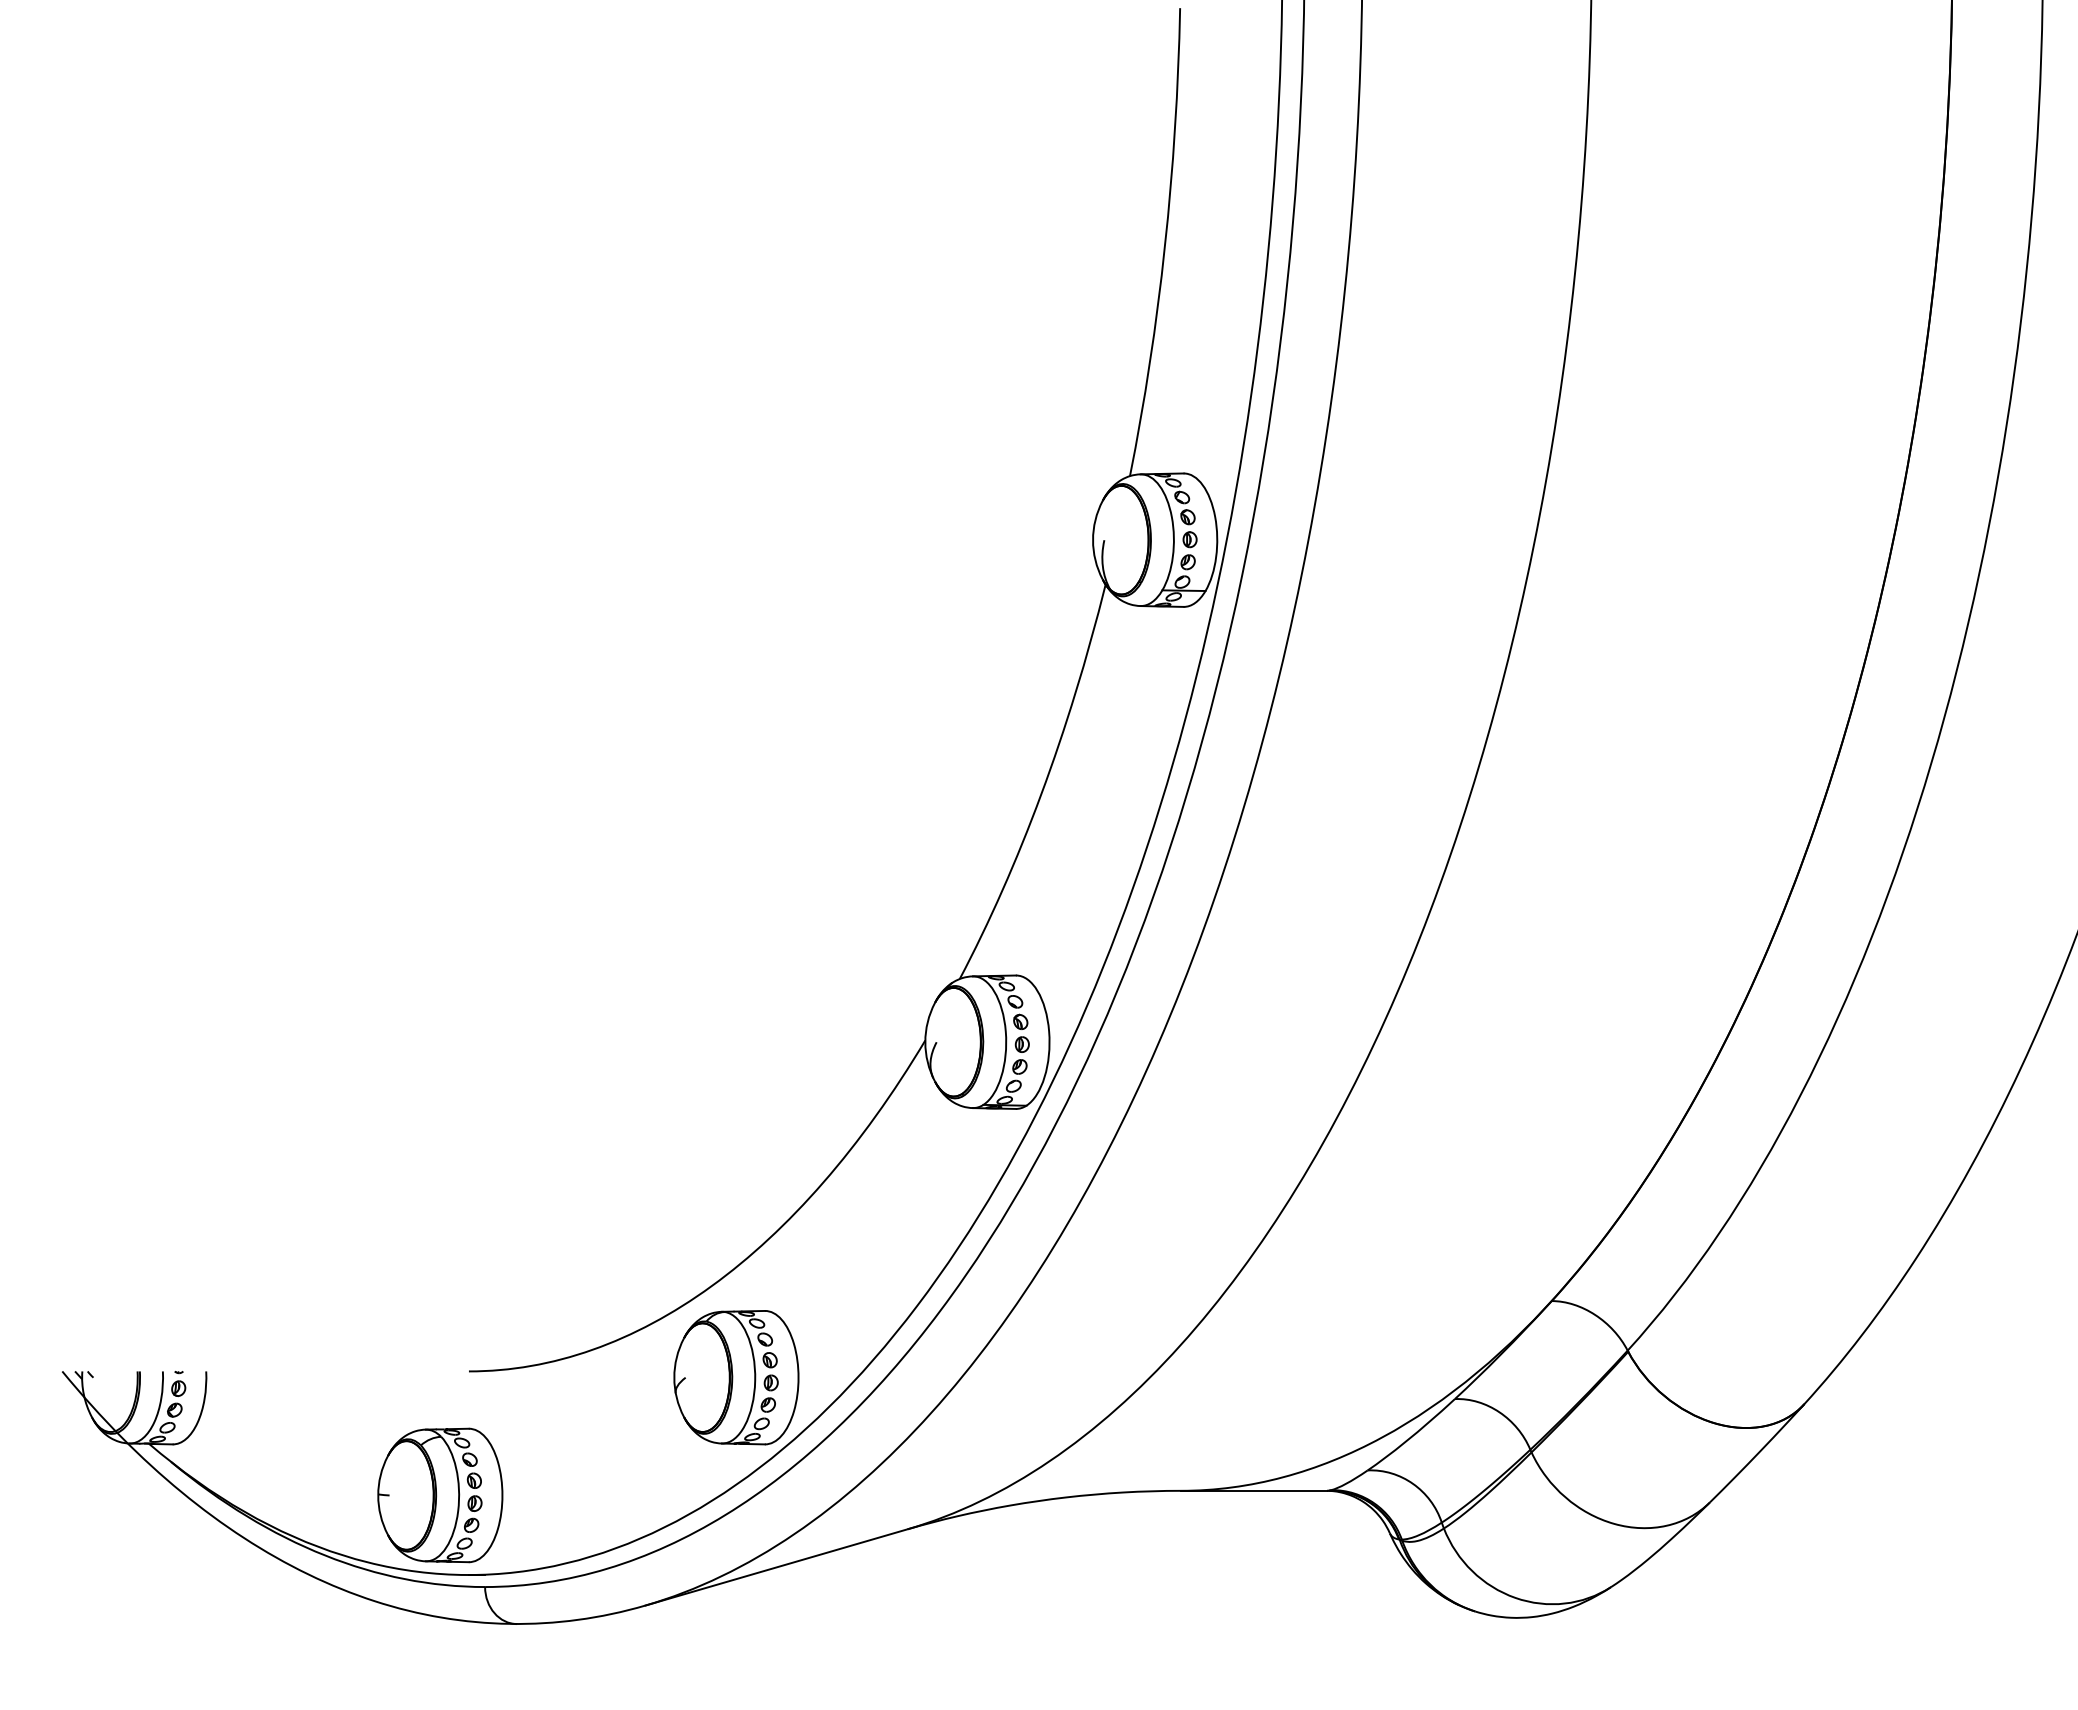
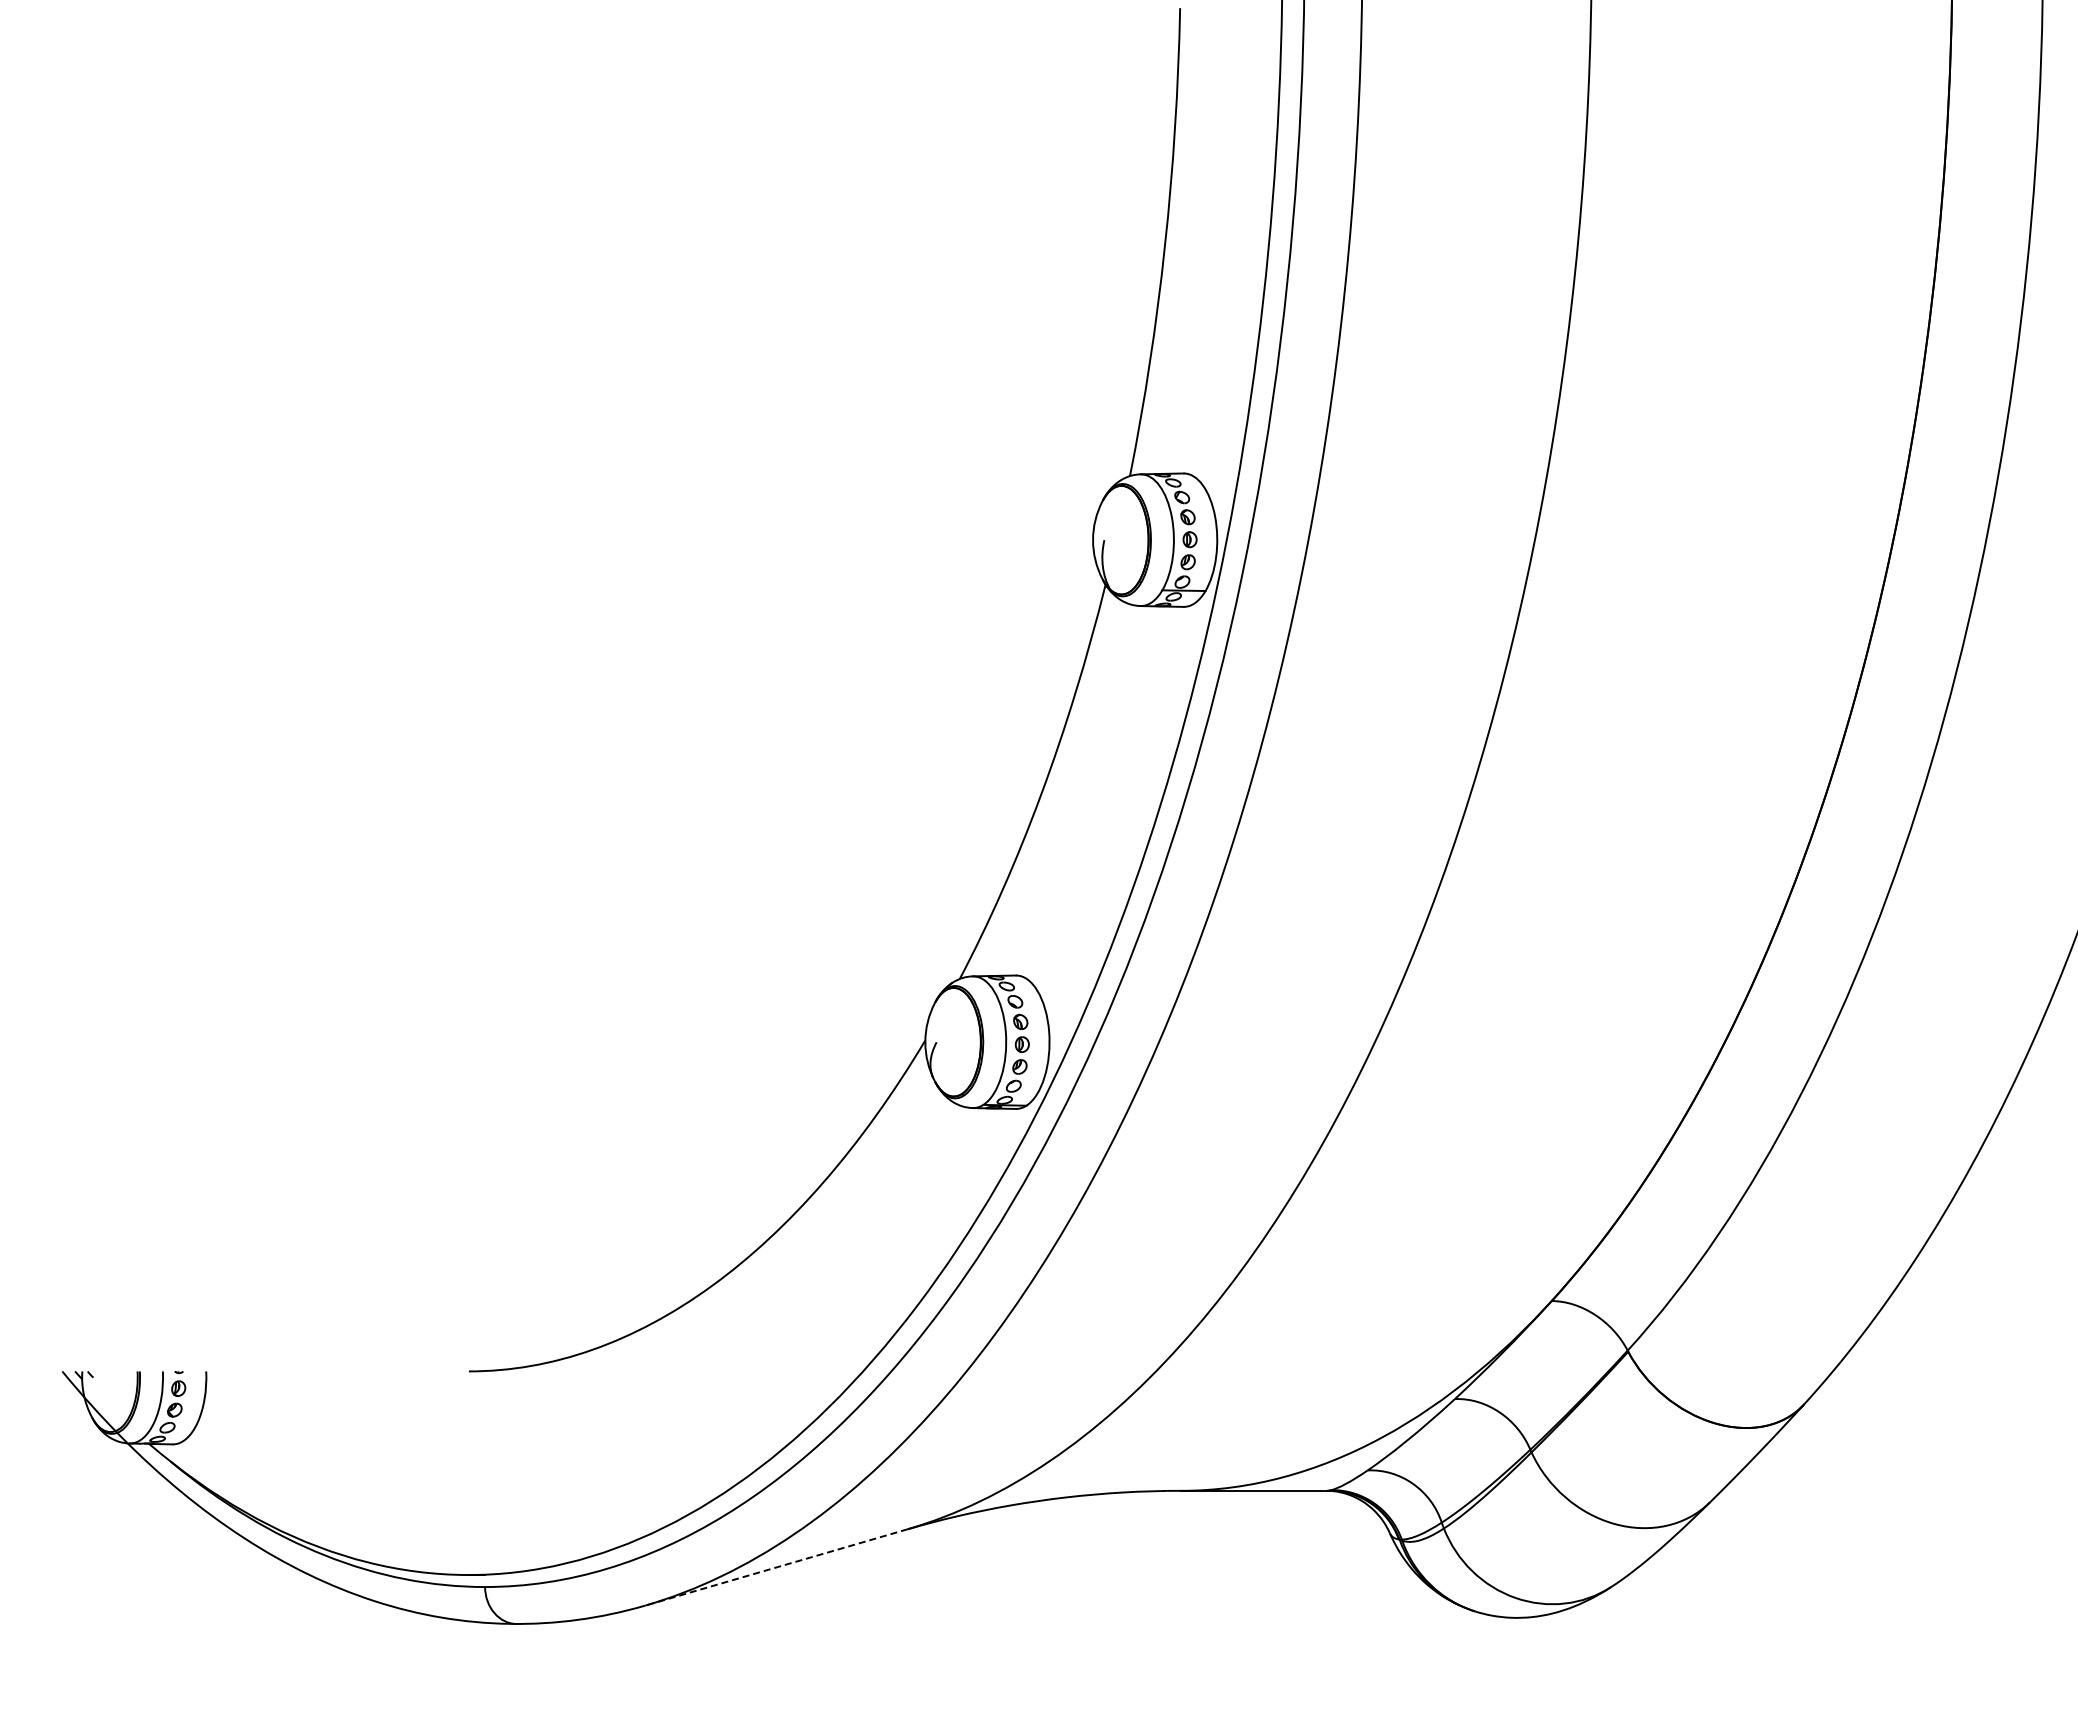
part: present -> none (736, 1377)
part: present -> none (440, 1495)
line: solid -> dashed (776, 1567)
